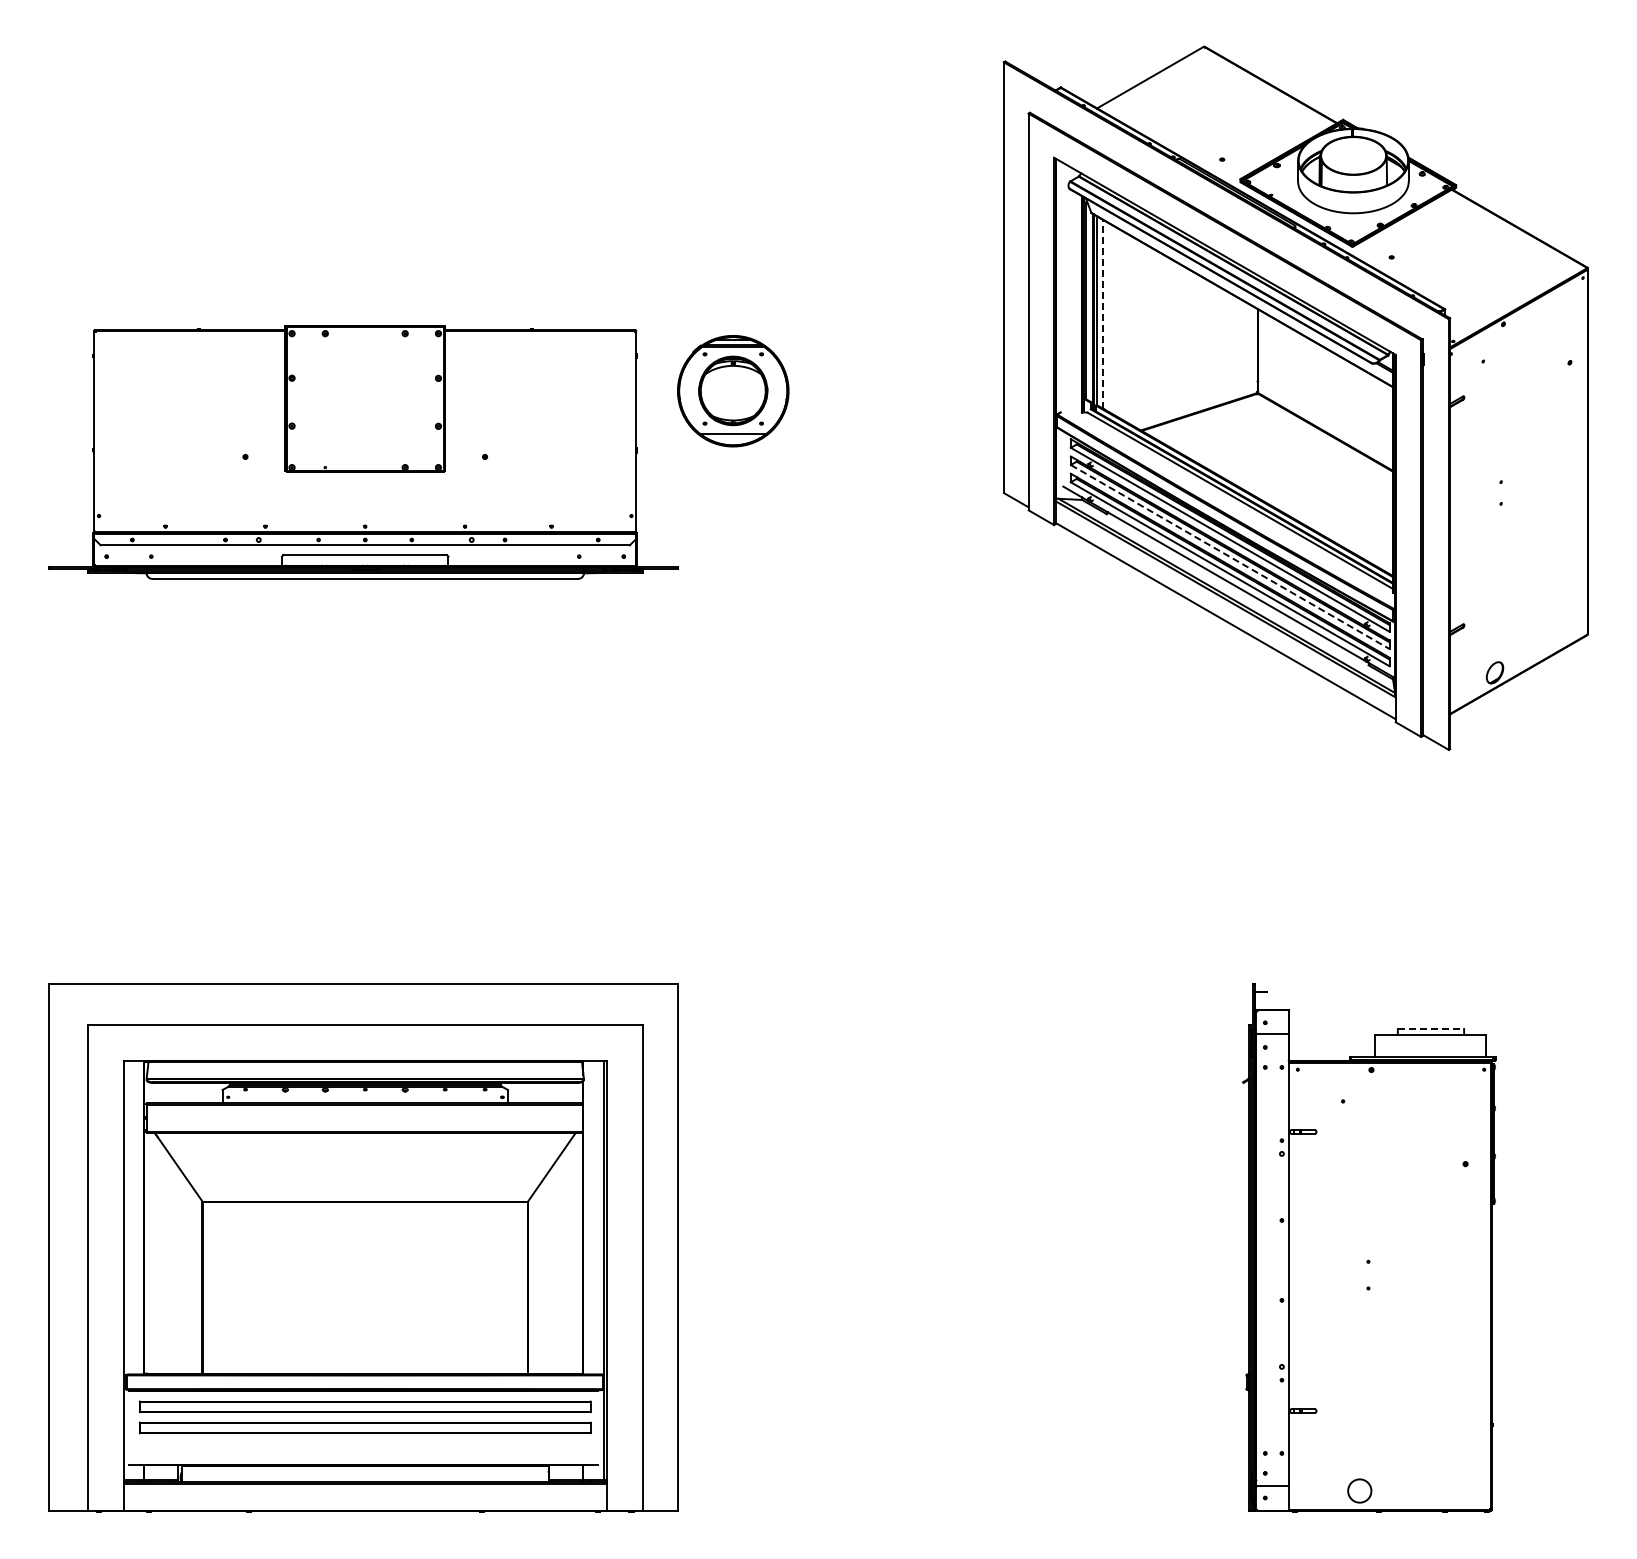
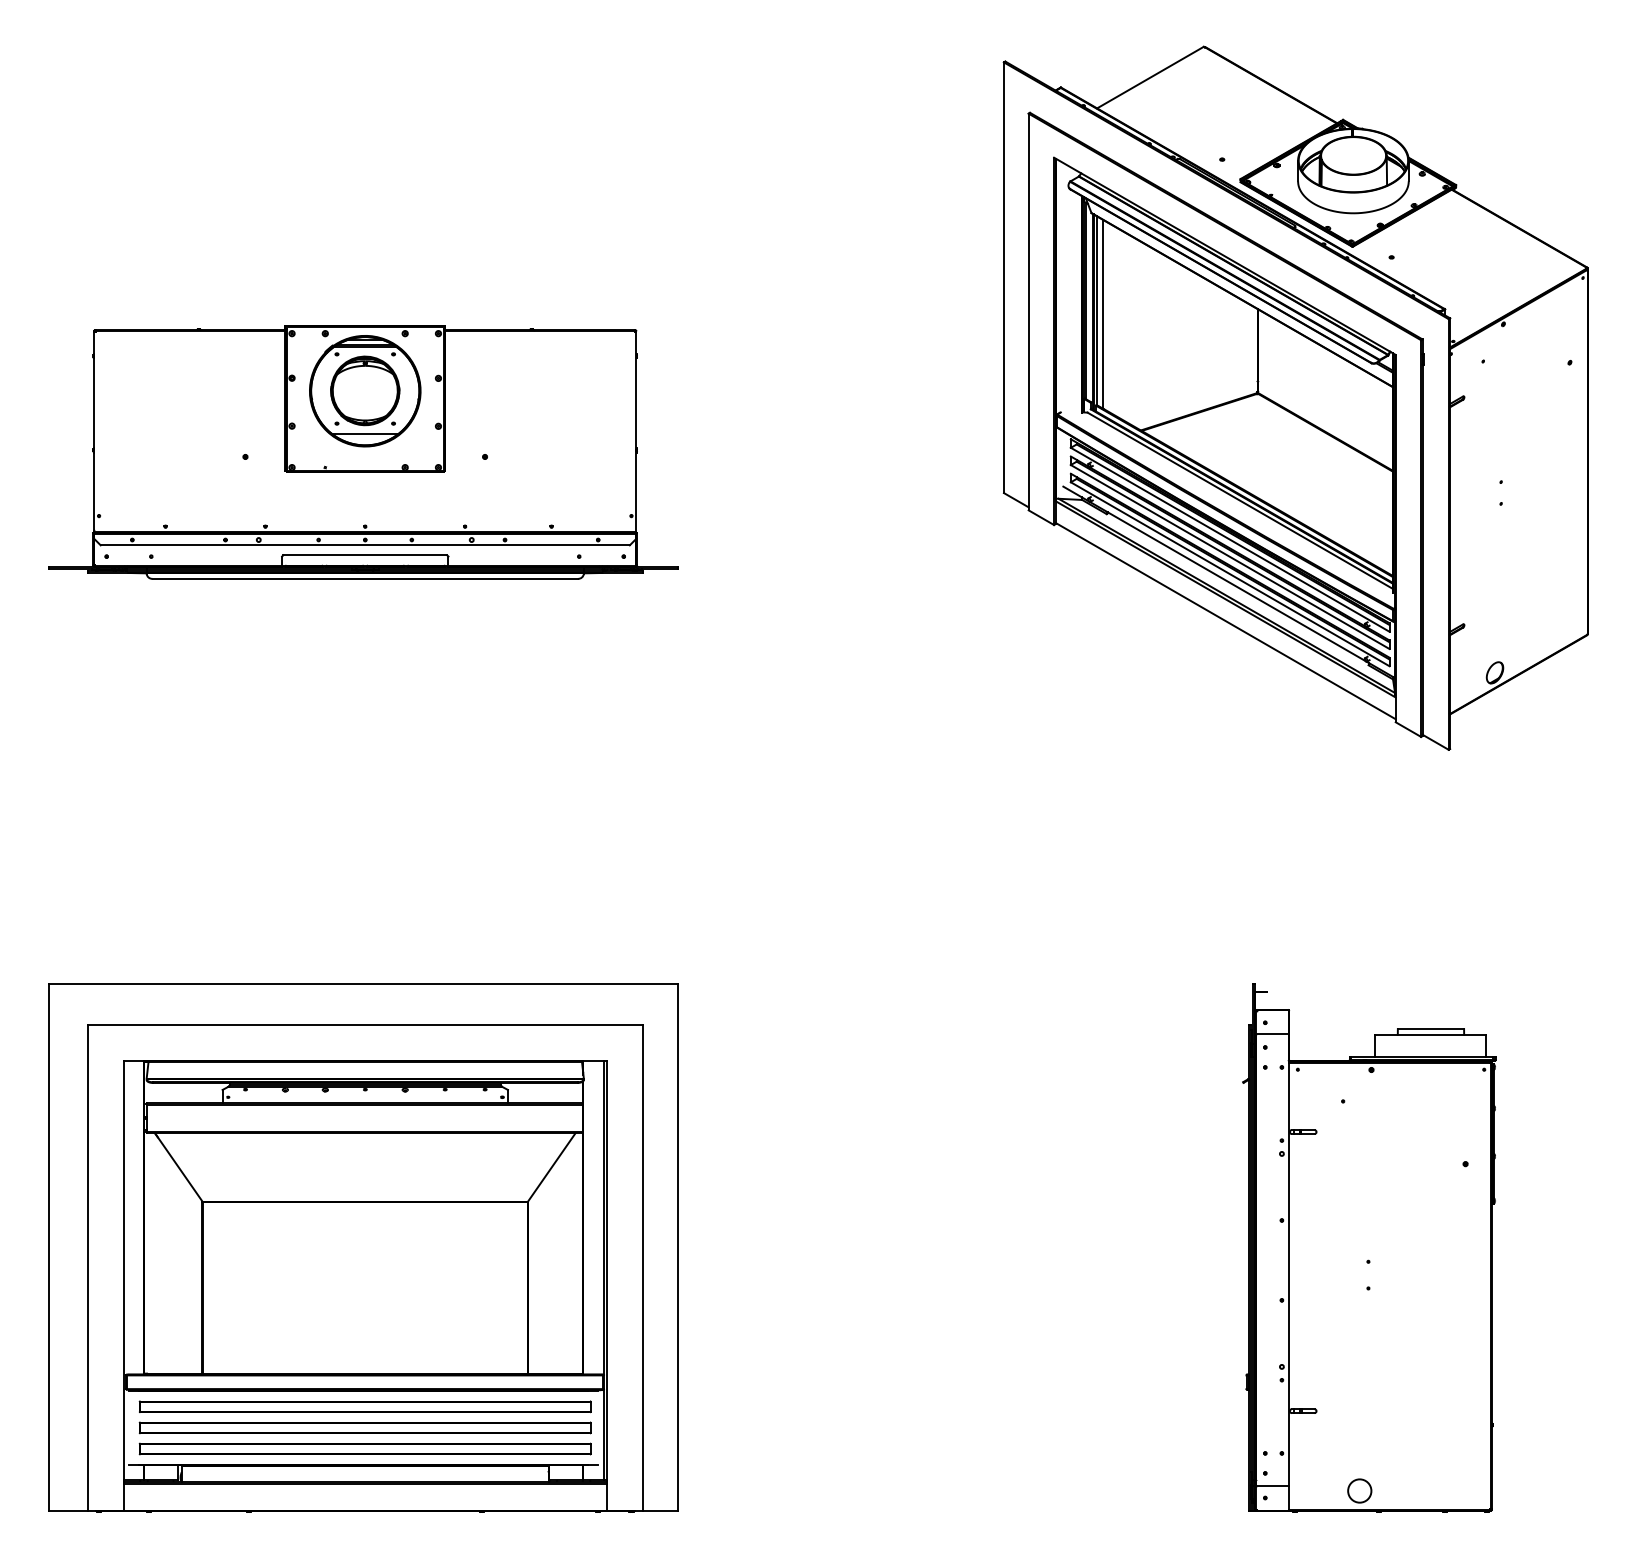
line: dashed -> solid (1103, 313)
part position: (733, 391) -> (365, 391) (365, 391)
line: dashed -> solid (1230, 557)
line: dashed -> solid (1431, 1029)
part: none -> present (364, 1448)
